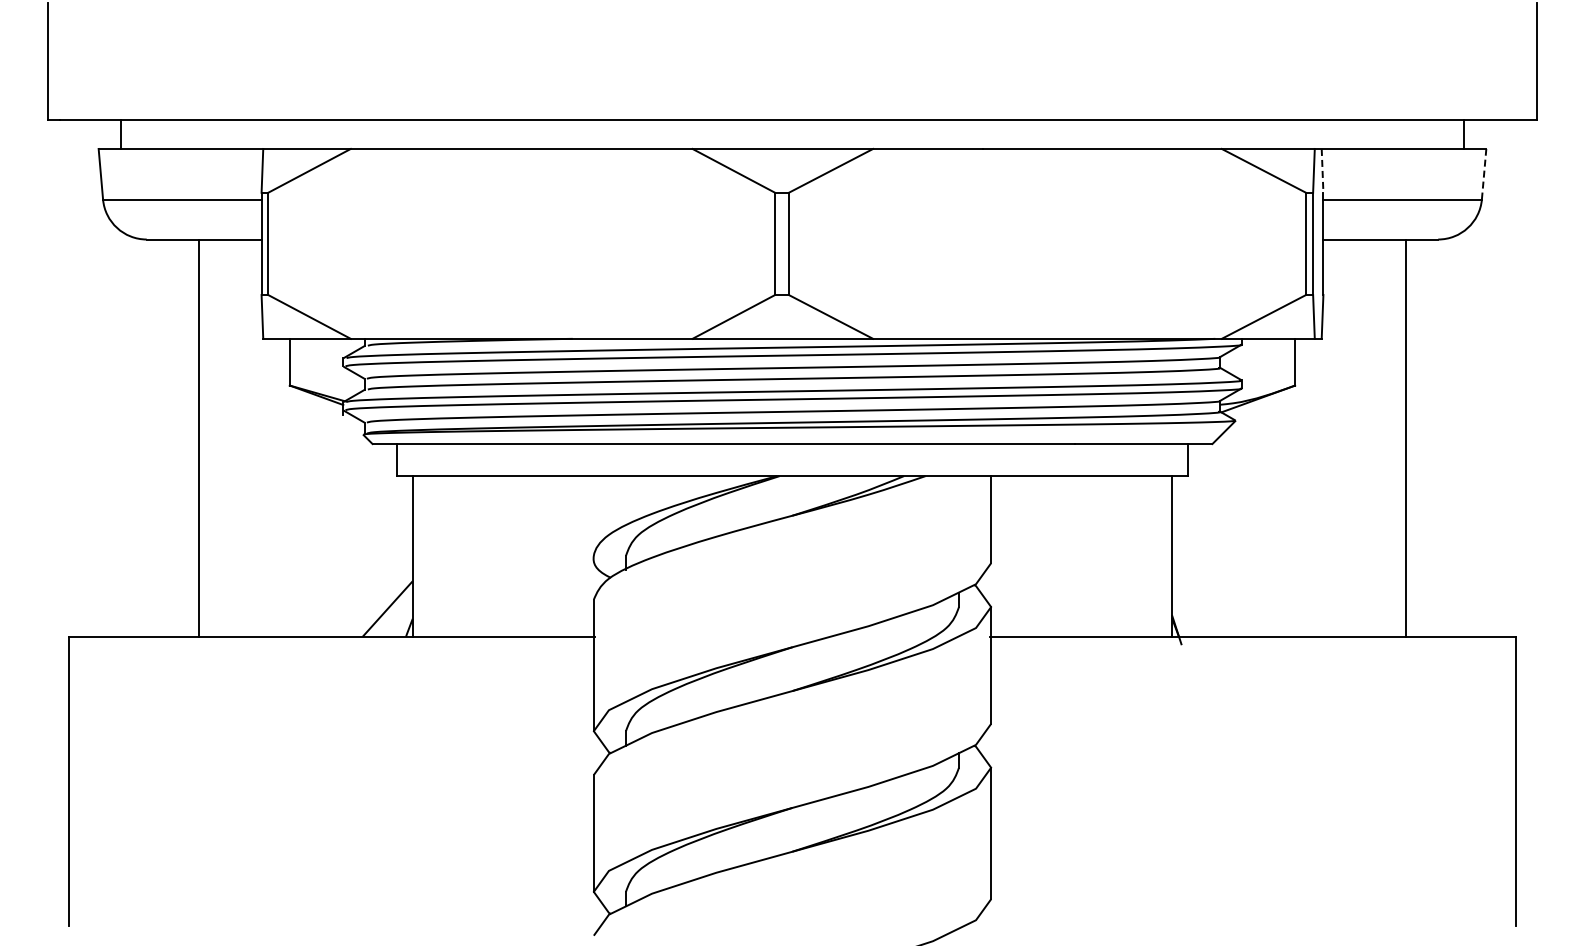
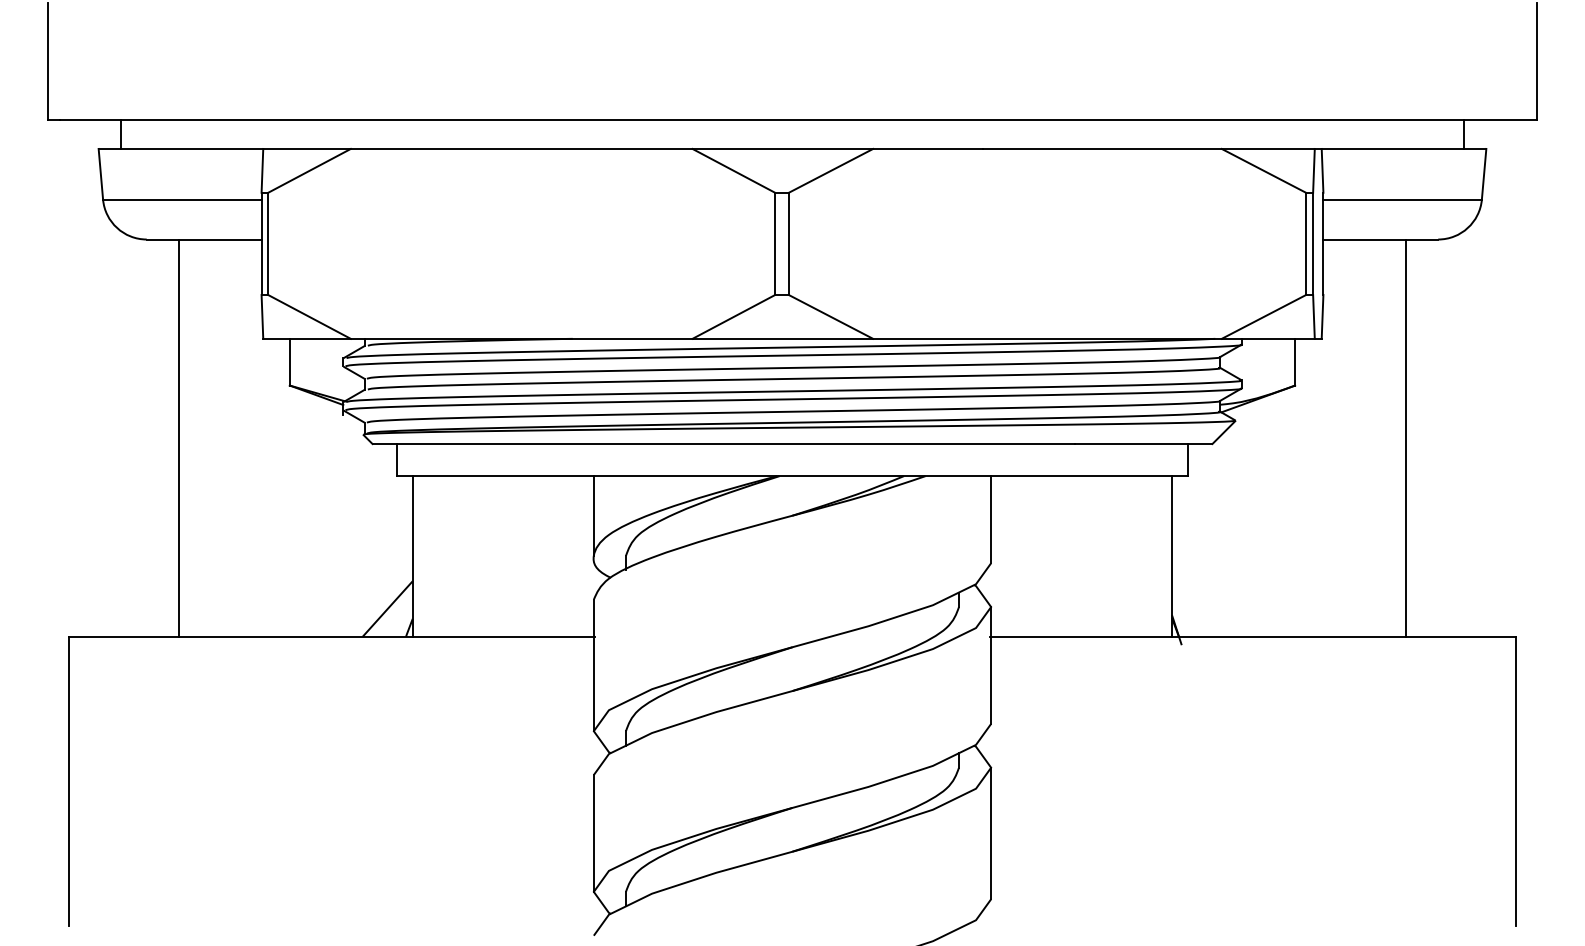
line: dashed -> solid (1322, 170)
line: dashed -> solid (1484, 173)
line position: (199, 437) -> (179, 437) (179, 437)
line: none -> present (593, 515)
